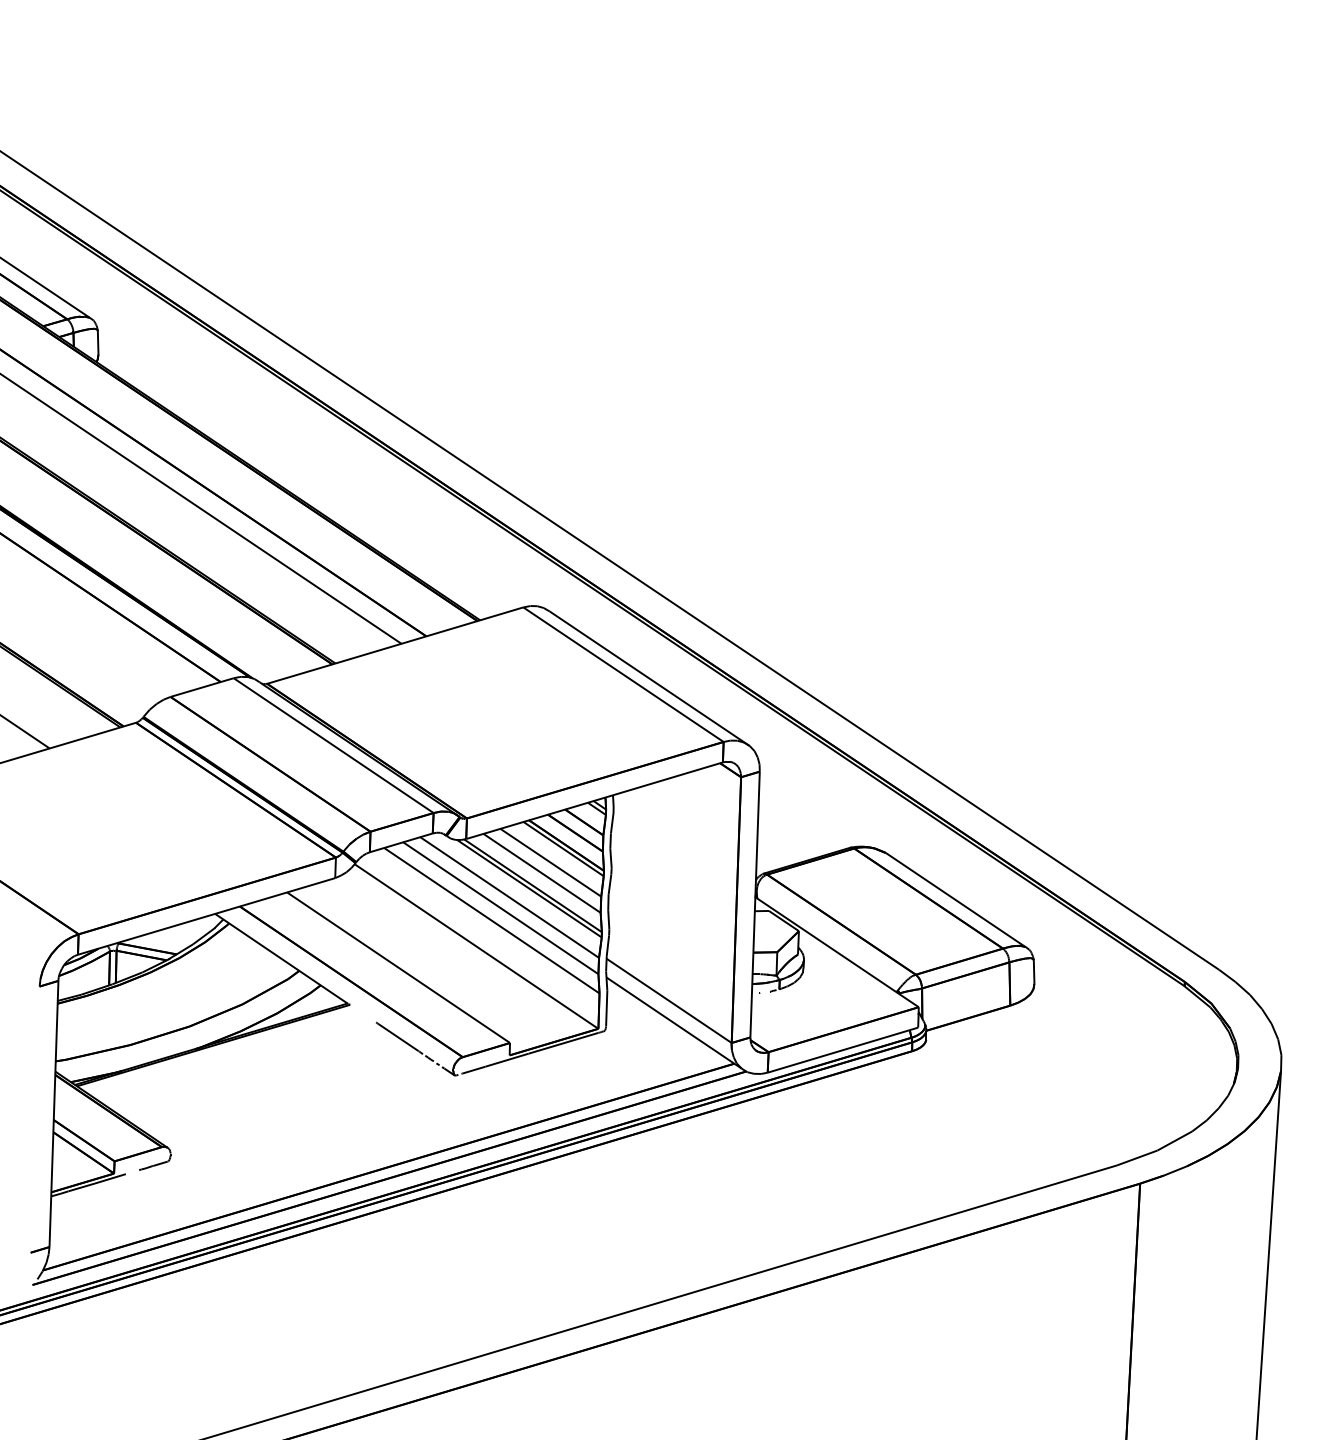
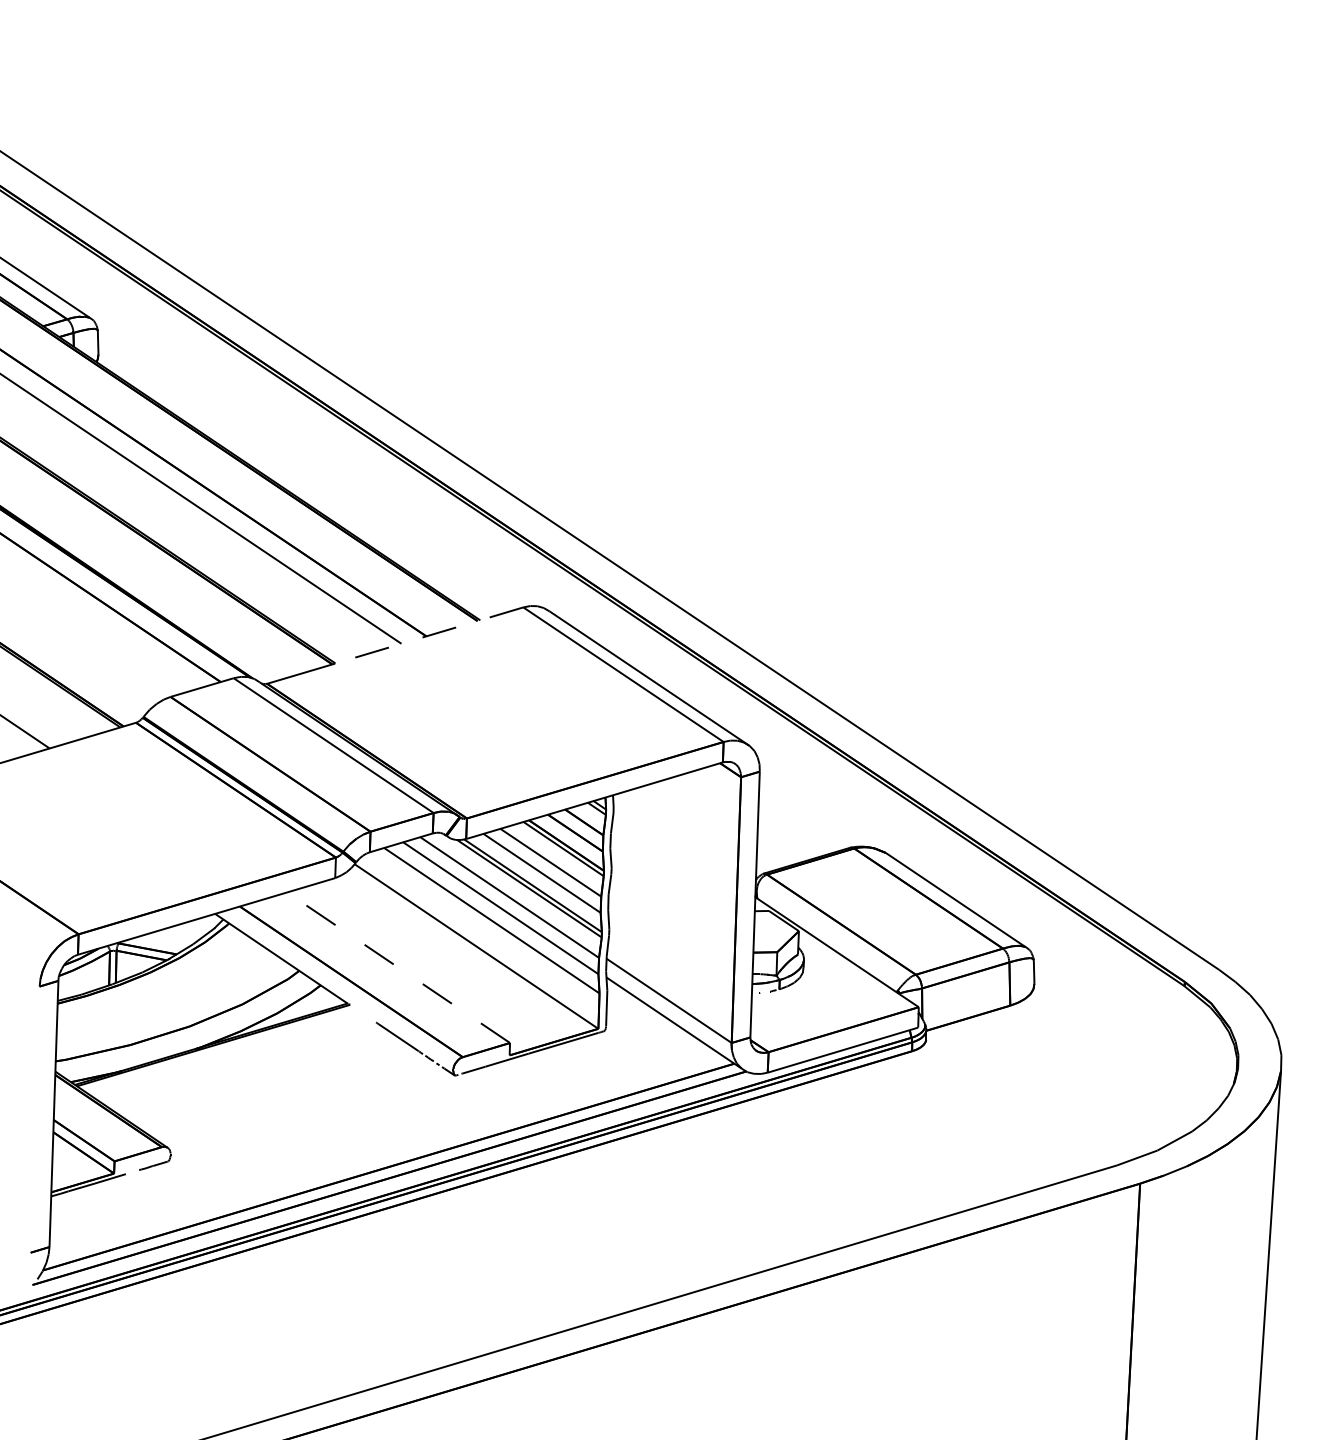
line: solid -> dashed (428, 635)
line: solid -> dashed (398, 967)
